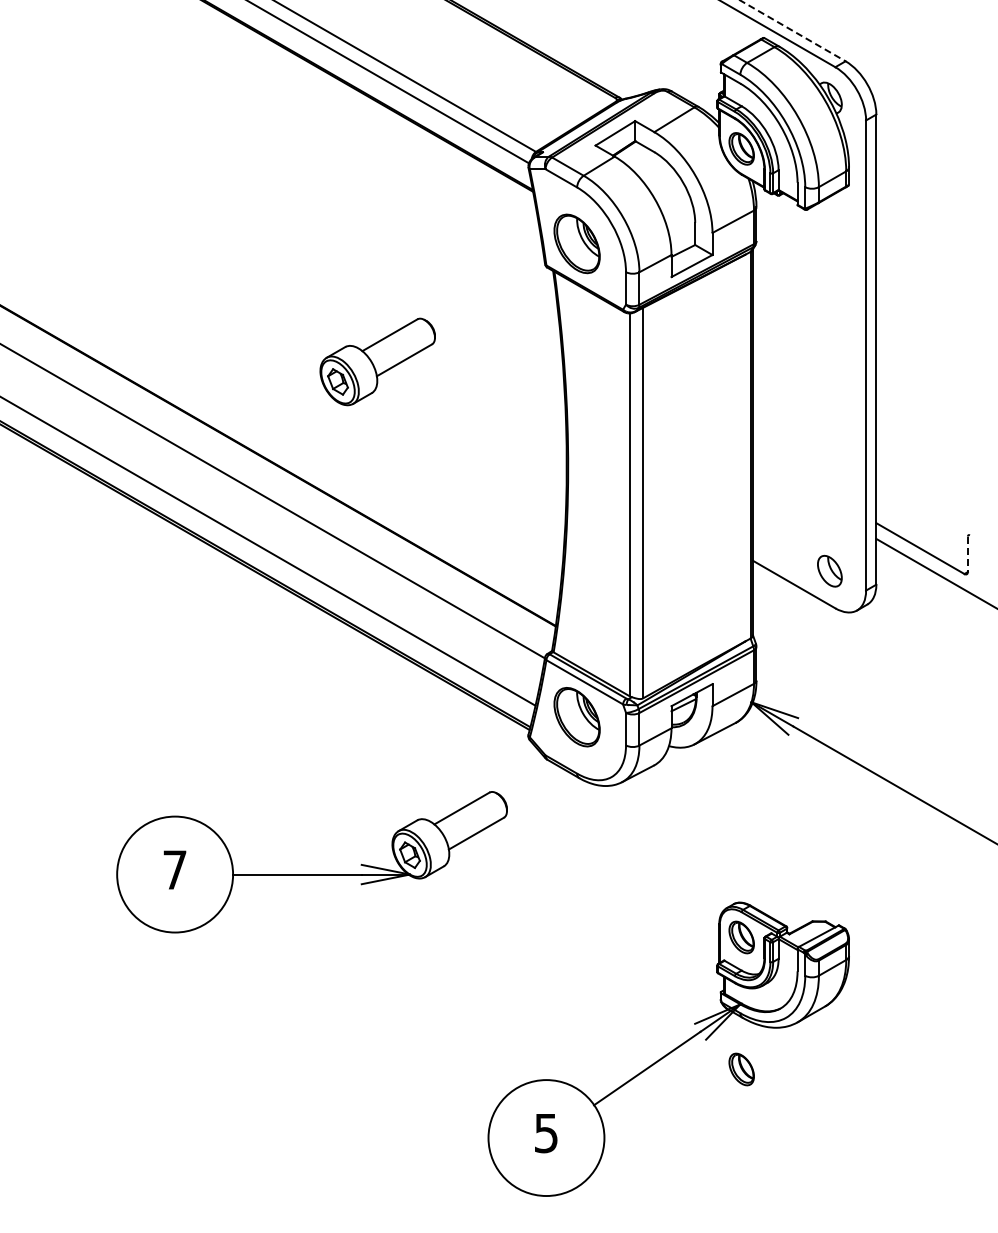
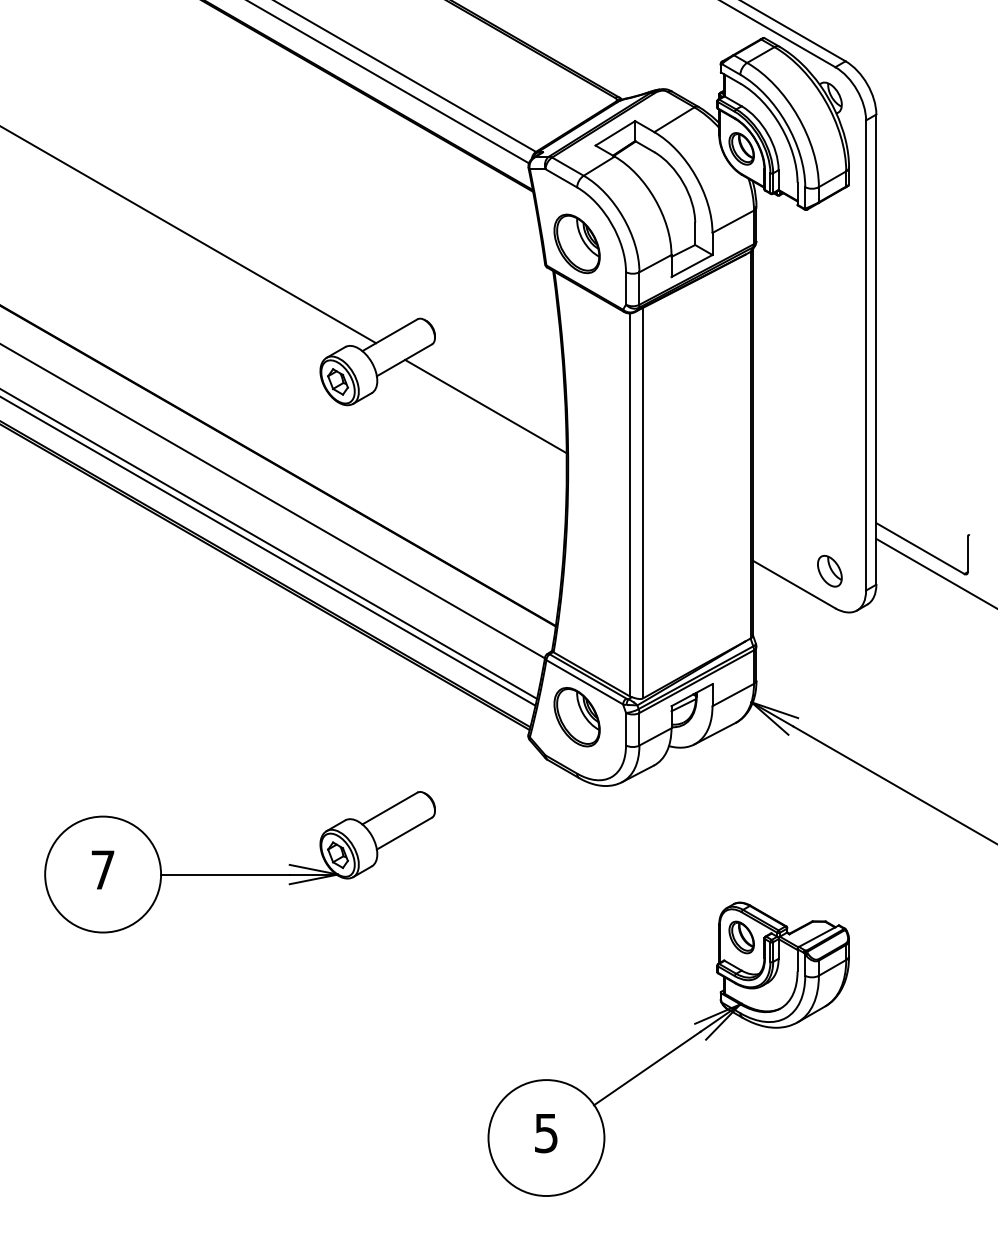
line: dashed -> solid (792, 30)
line: none -> present (189, 235)
line: none -> present (485, 406)
line: none -> present (269, 544)
line: dashed -> solid (967, 554)
part position: (311, 874) -> (239, 874) (239, 874)
part: present -> none (741, 1069)
